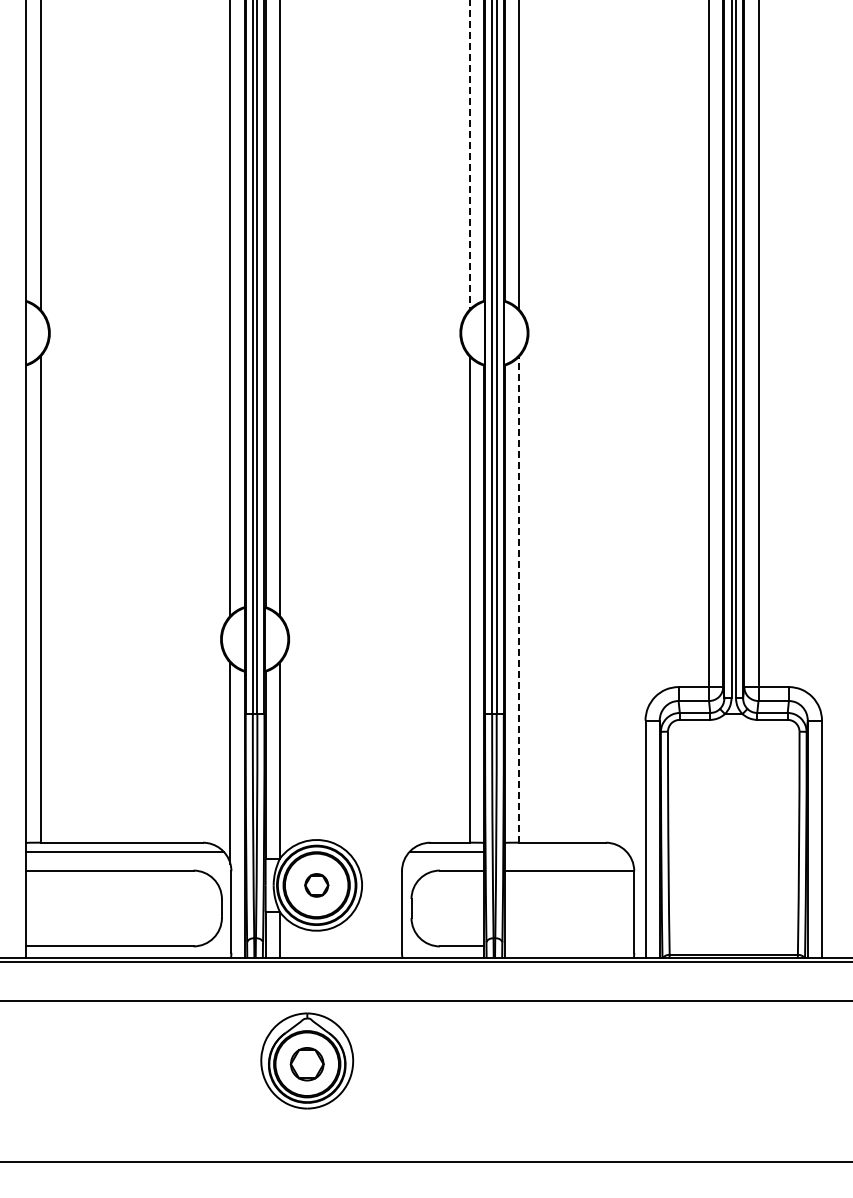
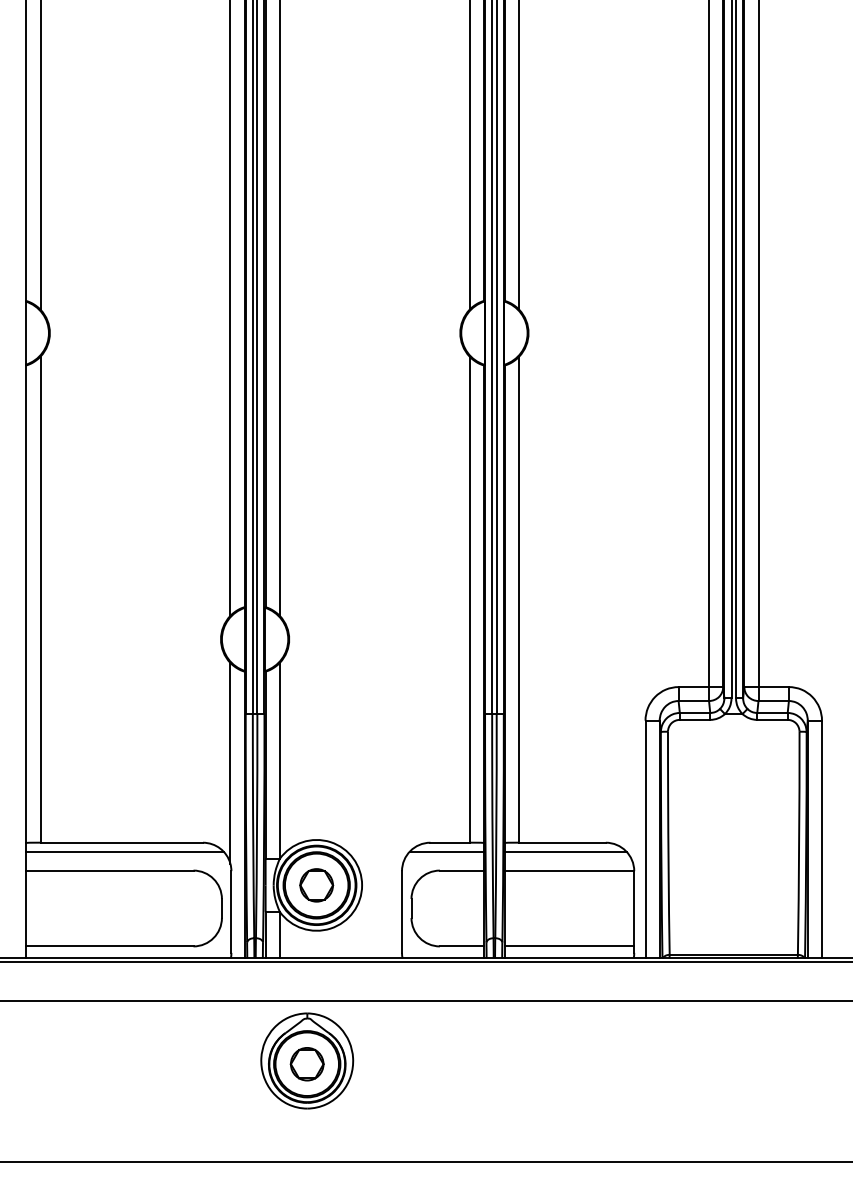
line: dashed -> solid (469, 155)
line: dashed -> solid (519, 599)
line: none -> present (565, 852)
part size: 26x25 px -> 36x35 px (316, 885)
line: none -> present (569, 946)
